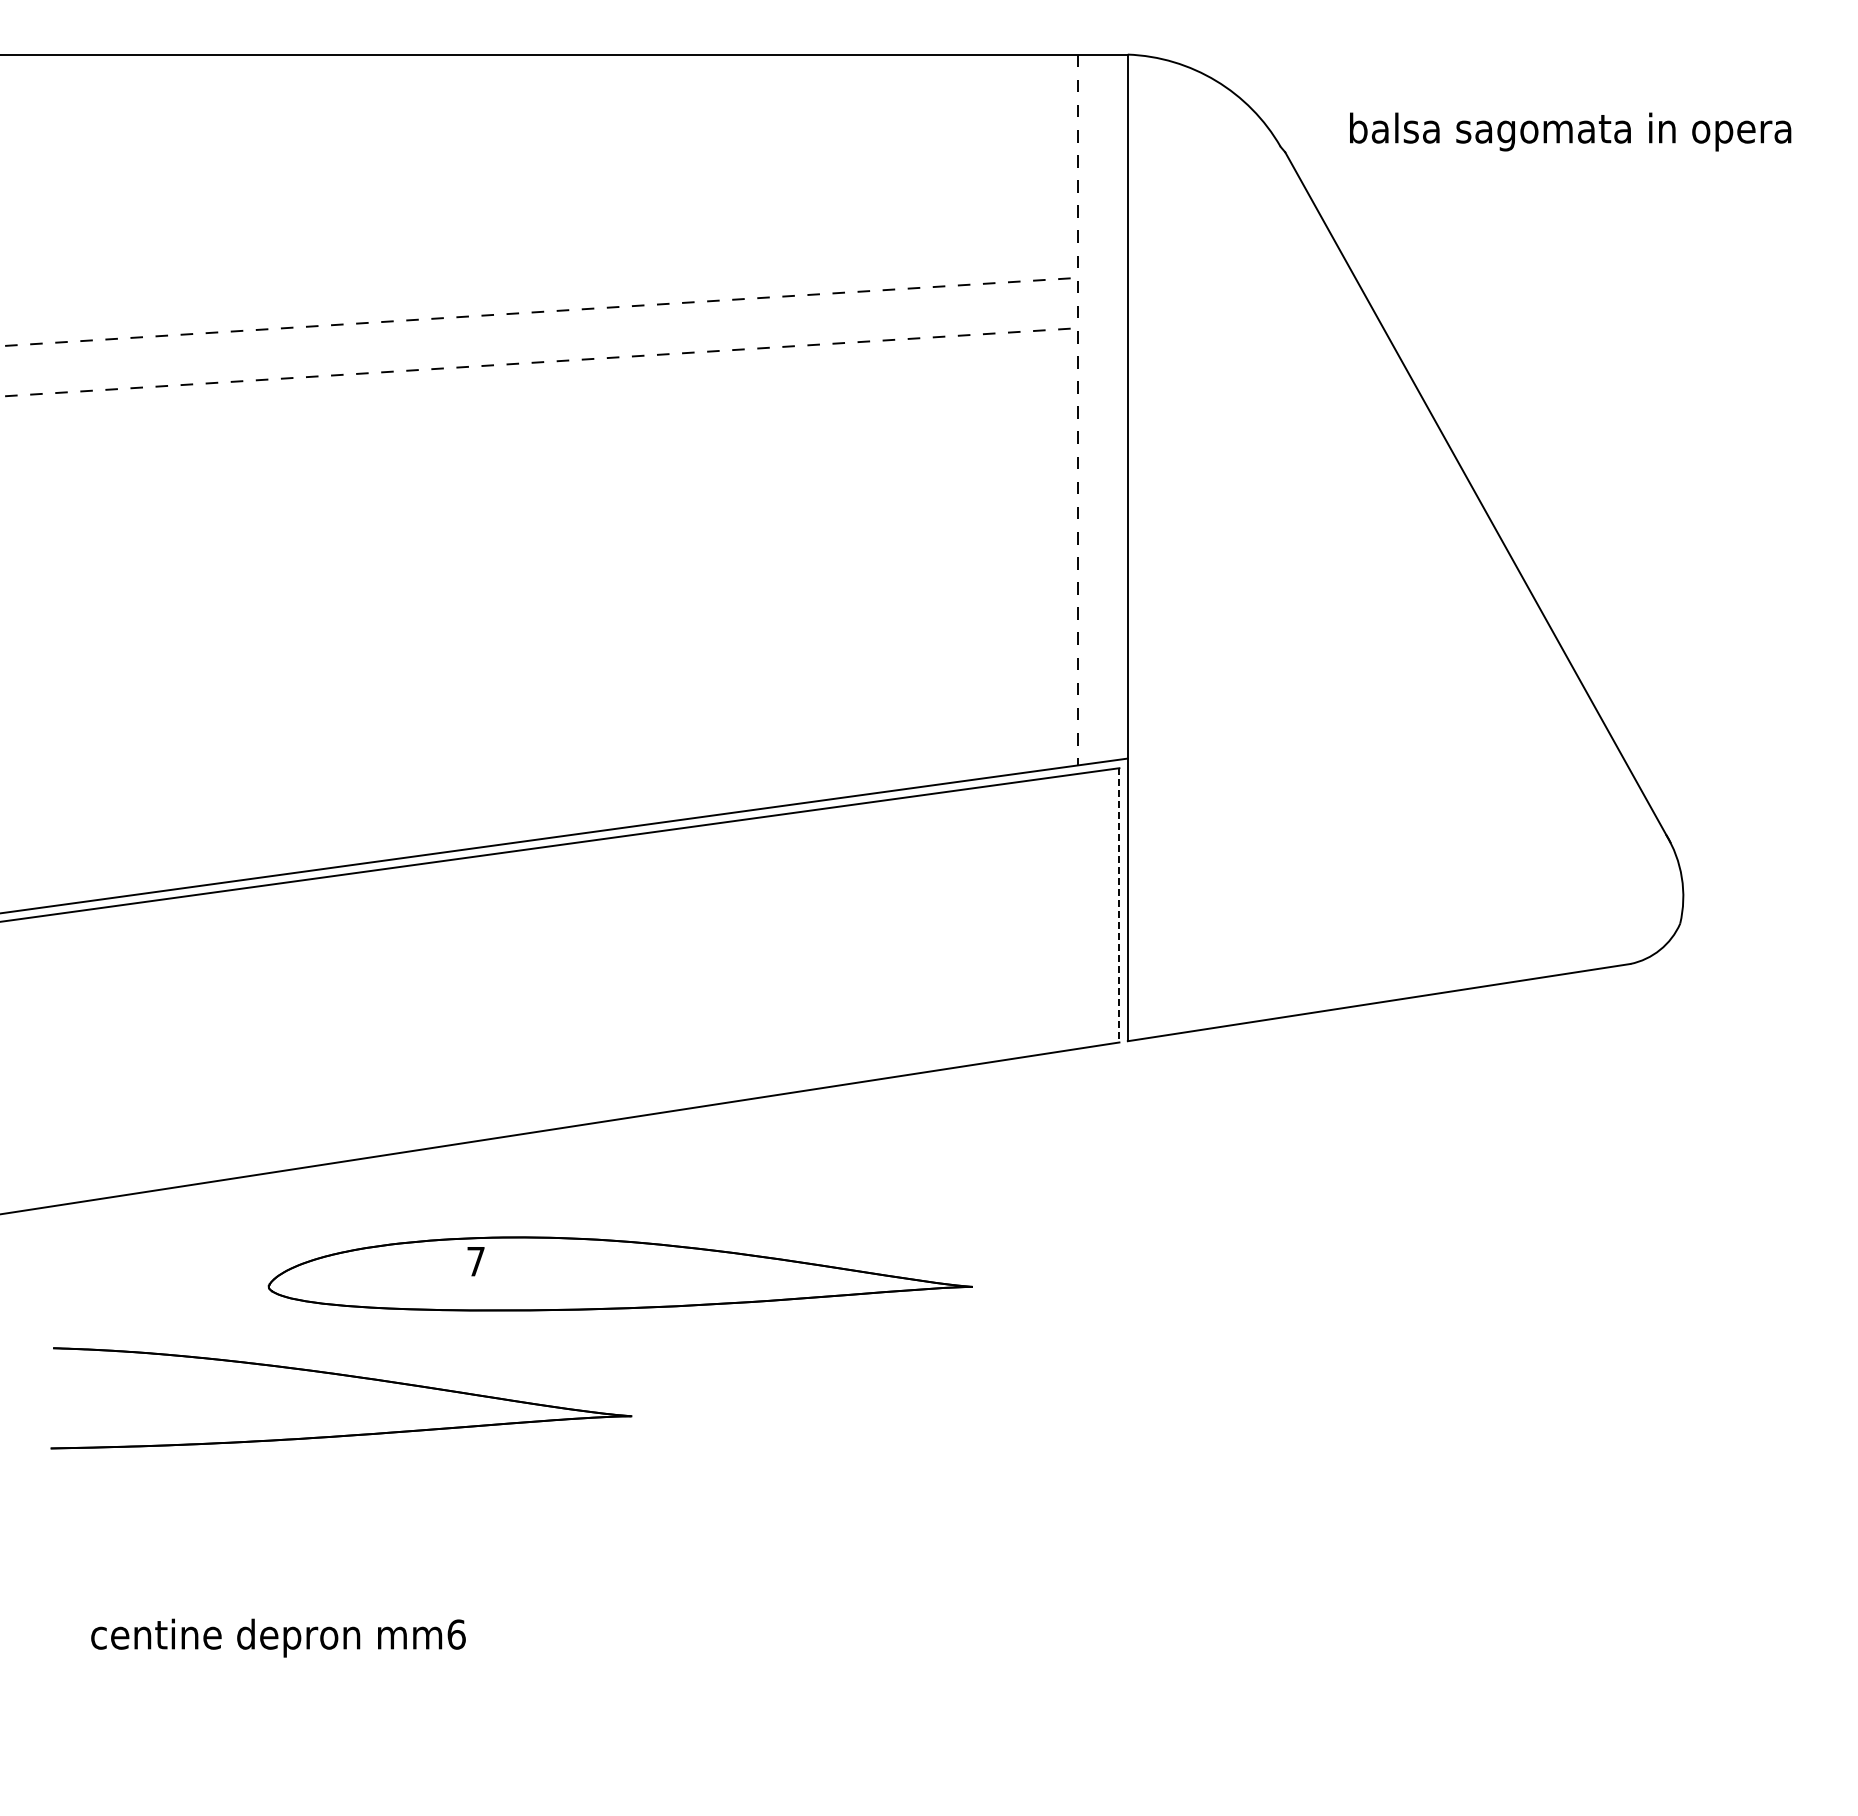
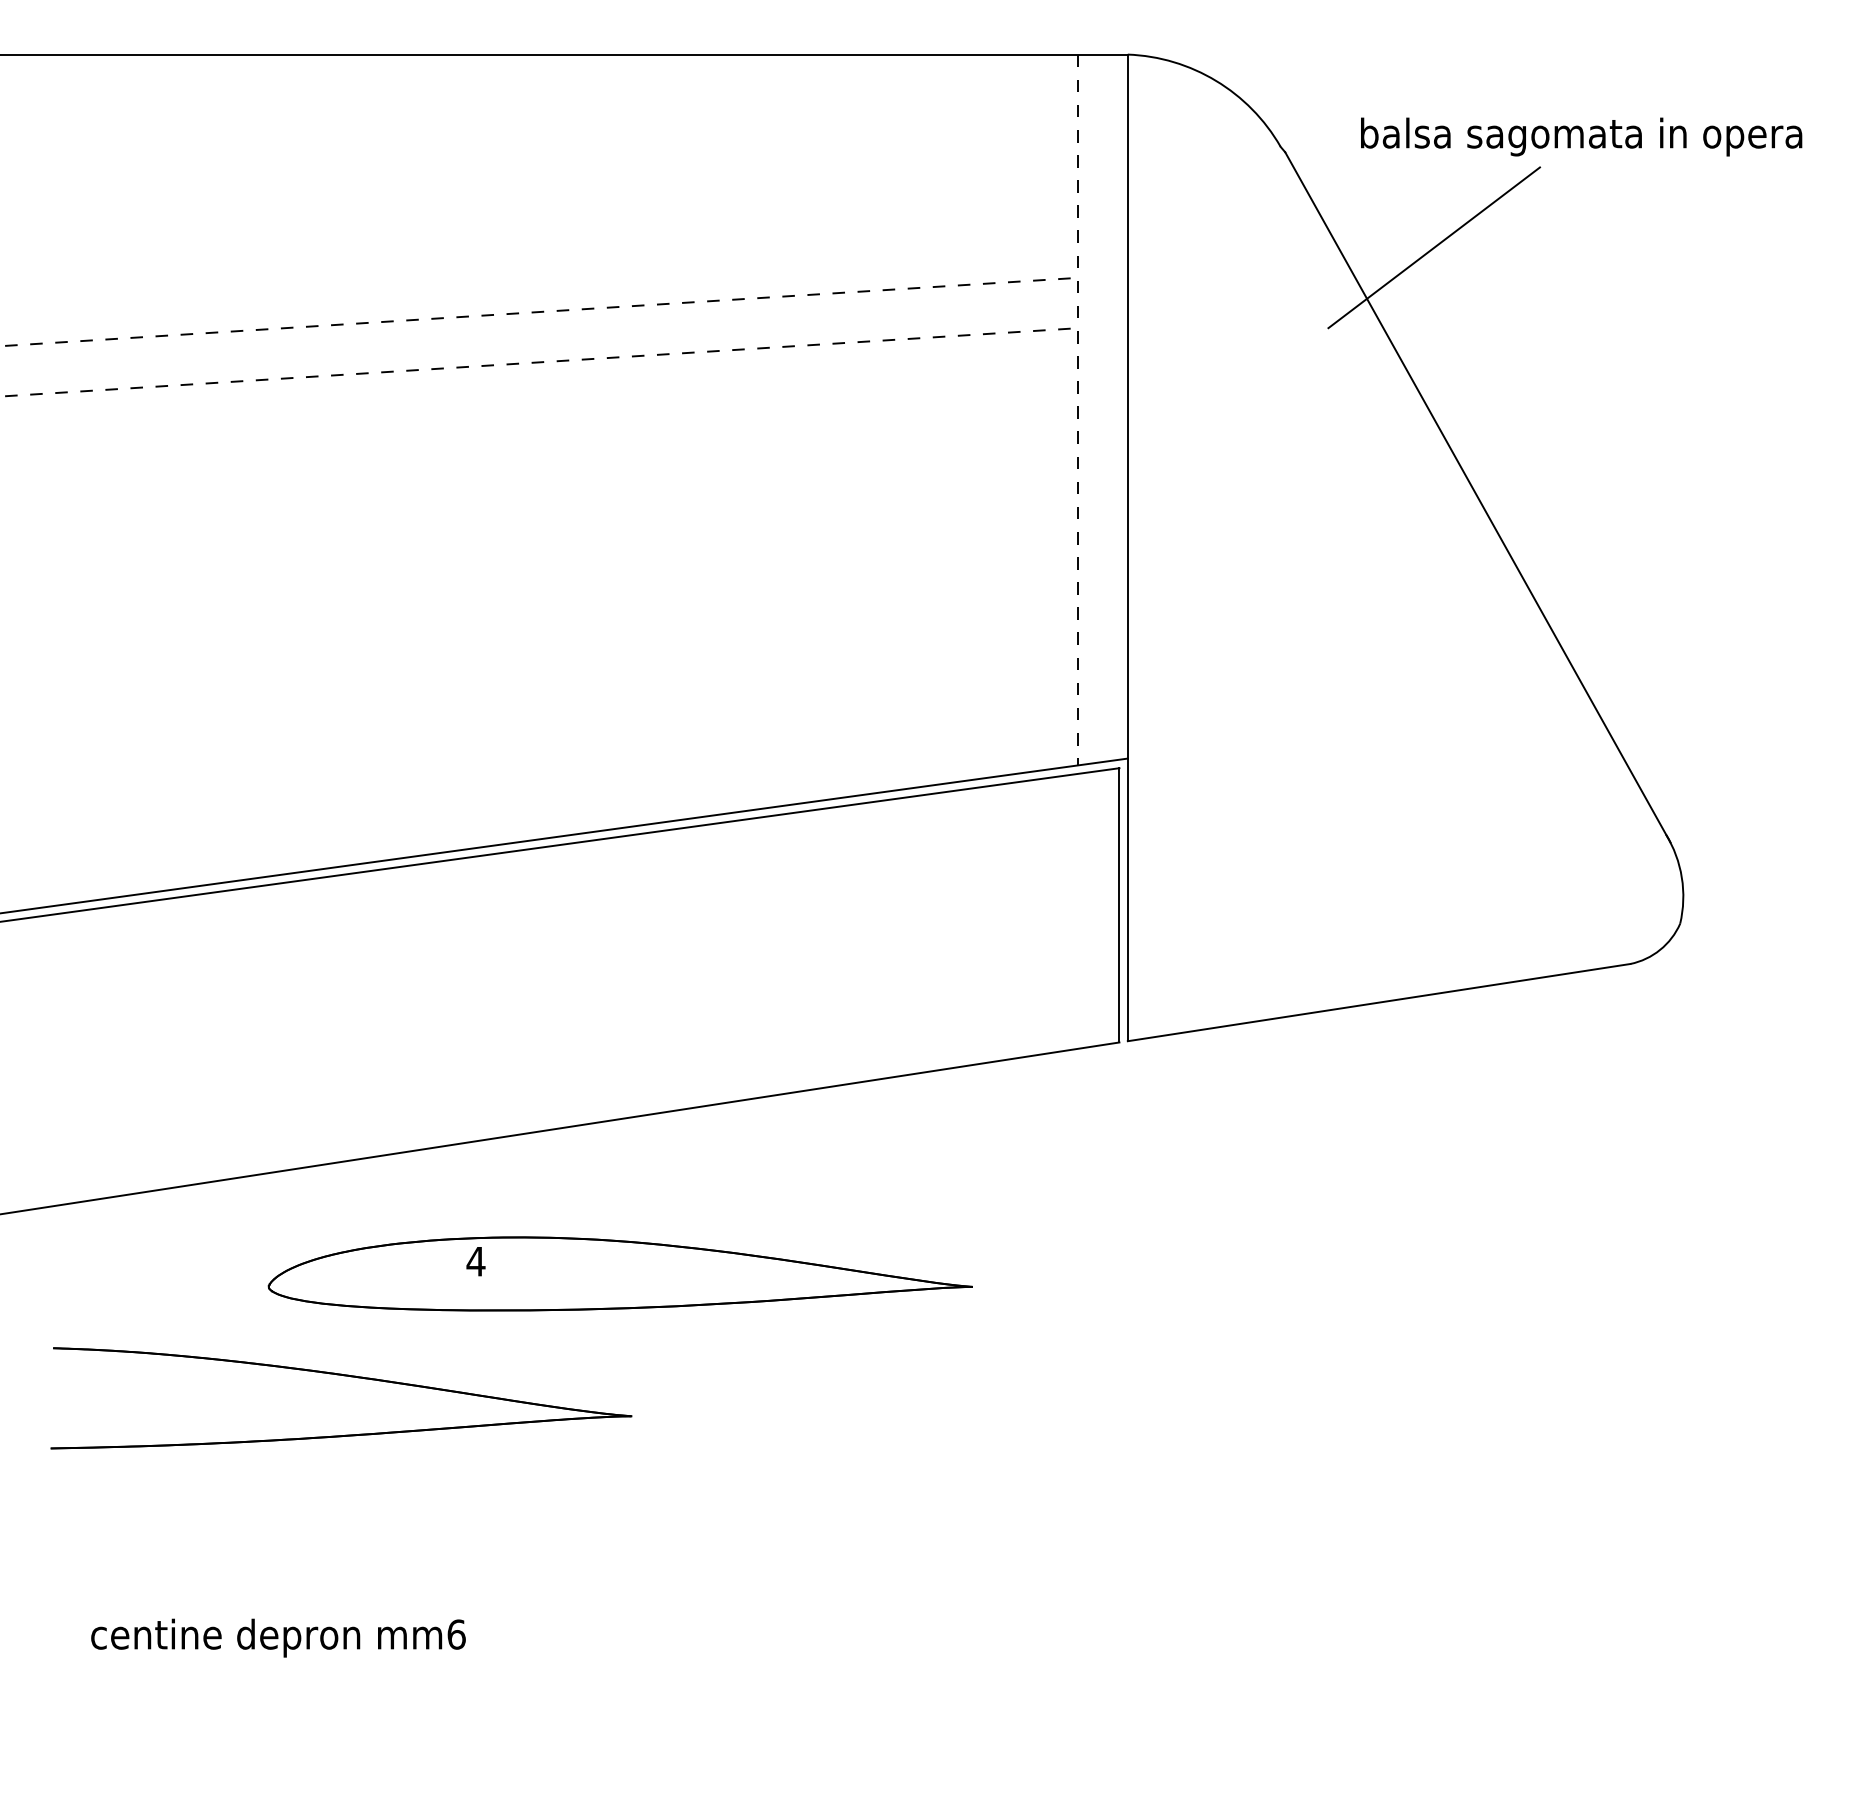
text position: (1570, 131) -> (1581, 136) (1581, 136)
line: none -> present (1433, 247)
line: dashed -> solid (1119, 905)
text: 7 -> 4 (475, 1261)
